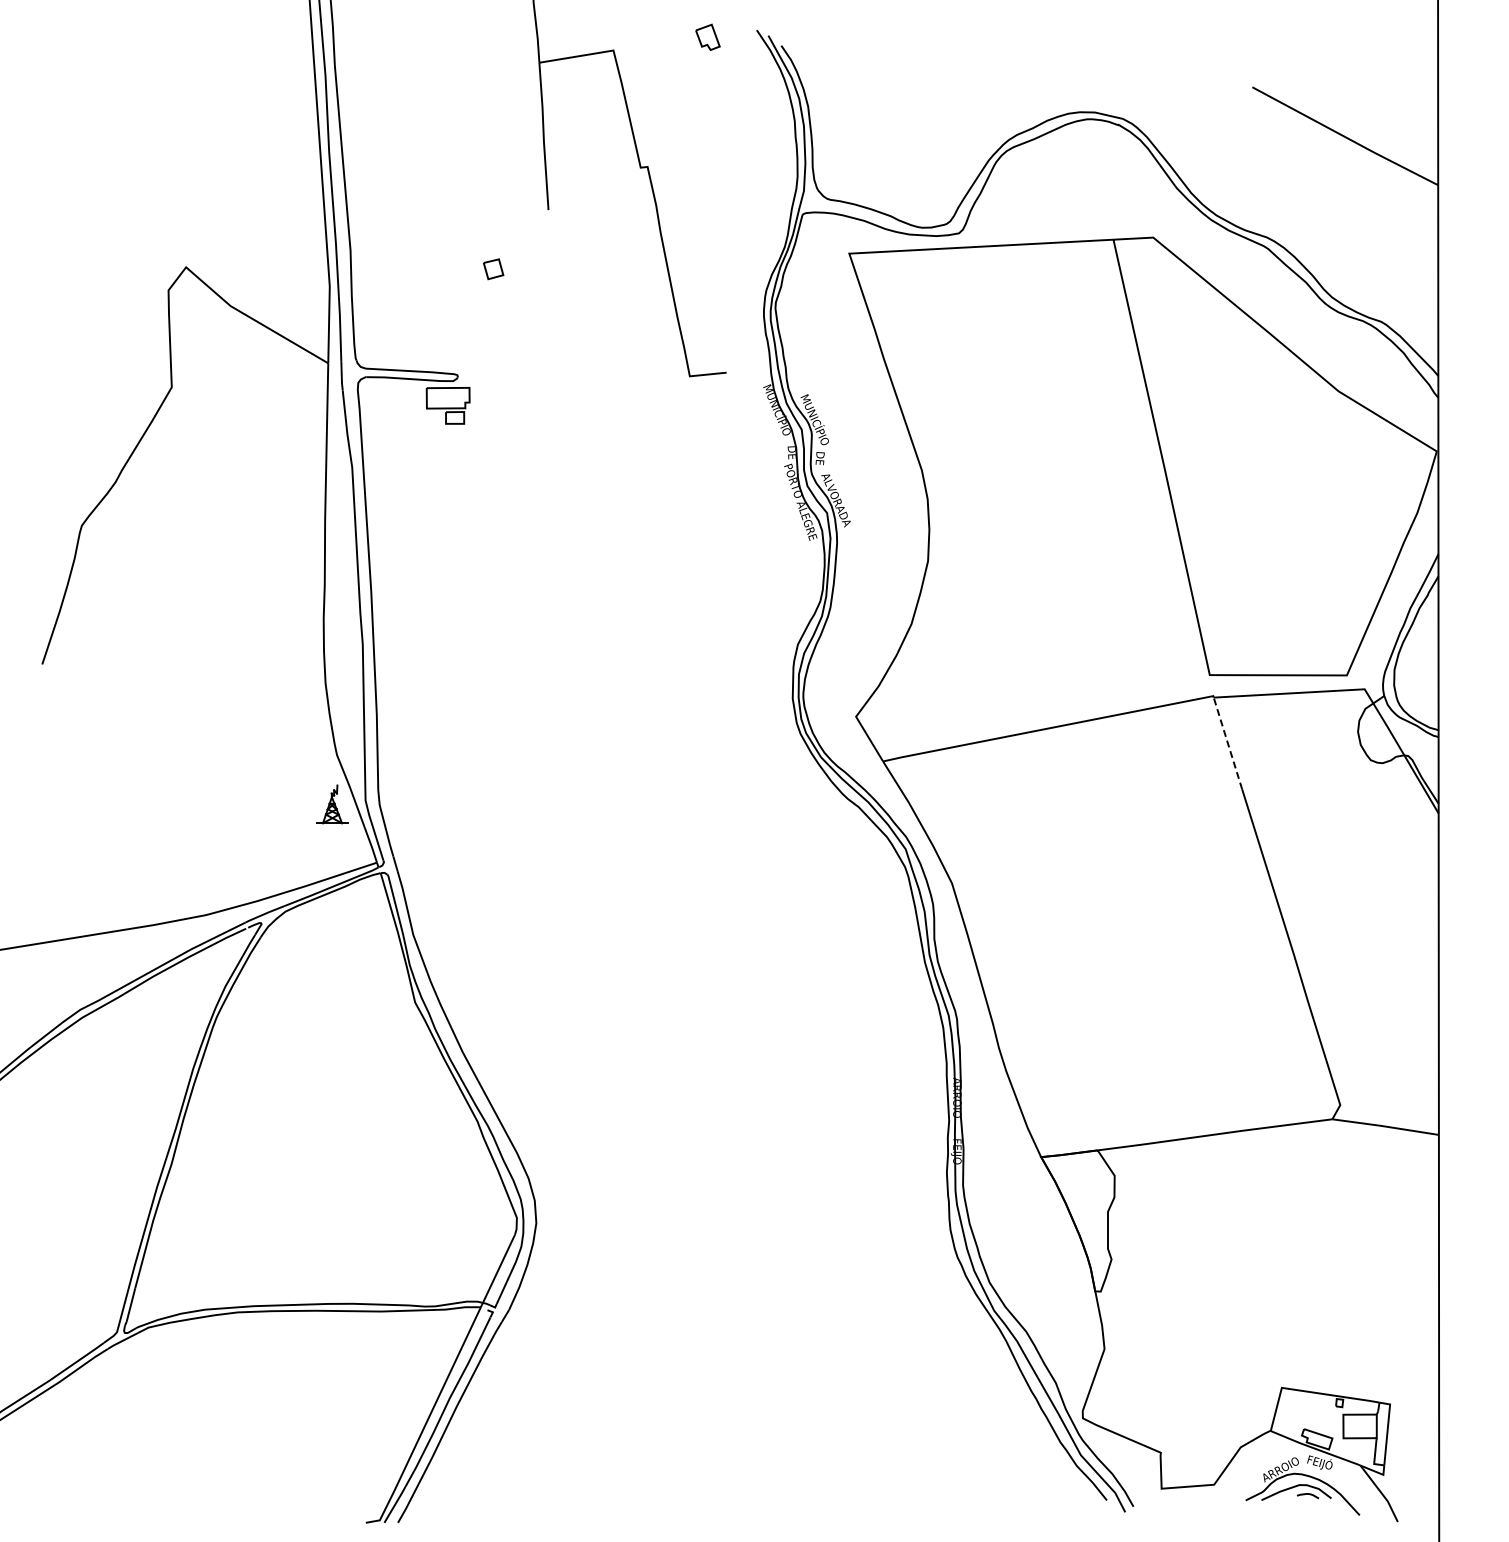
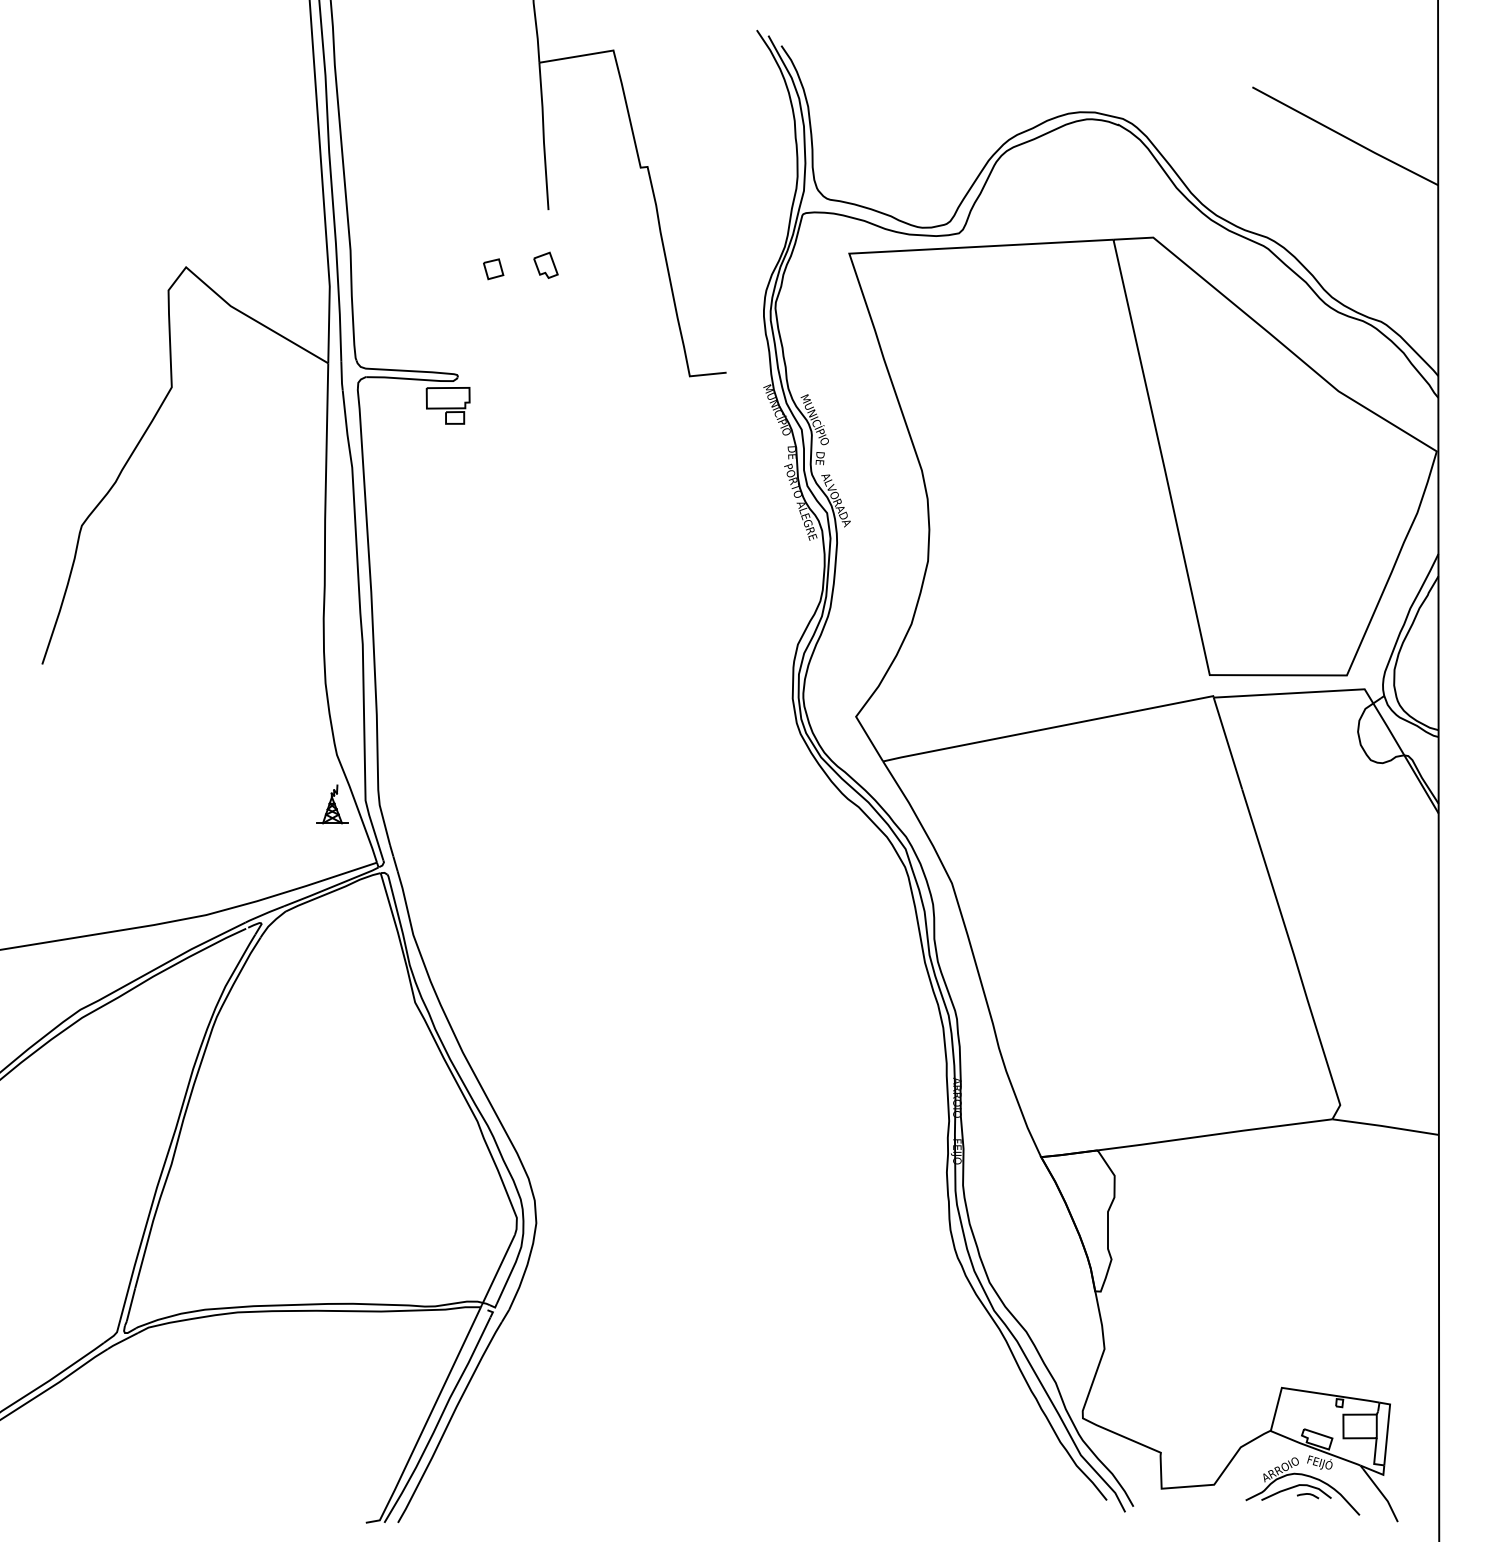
part position: (707, 36) -> (545, 264) (545, 264)
line: dashed -> solid (1227, 743)
